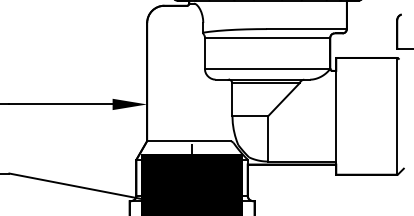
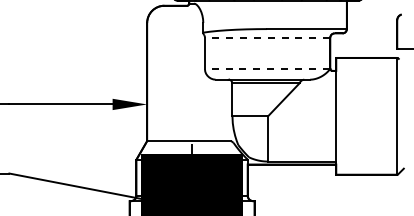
line: solid -> dashed (267, 37)
line: solid -> dashed (266, 69)
